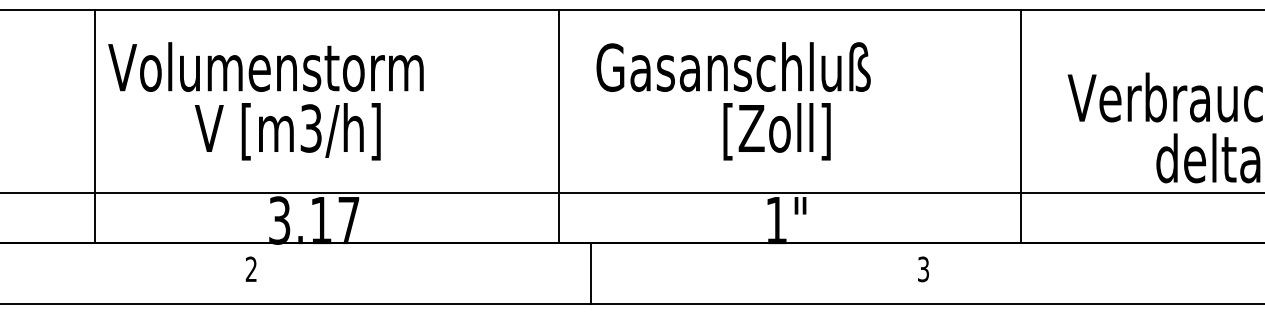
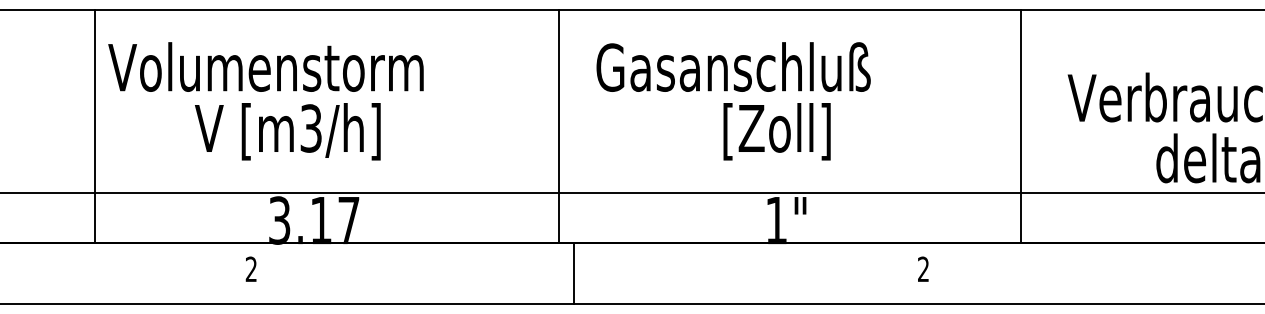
text: 3 -> 2 (923, 269)
line position: (591, 273) -> (574, 273) (574, 273)
